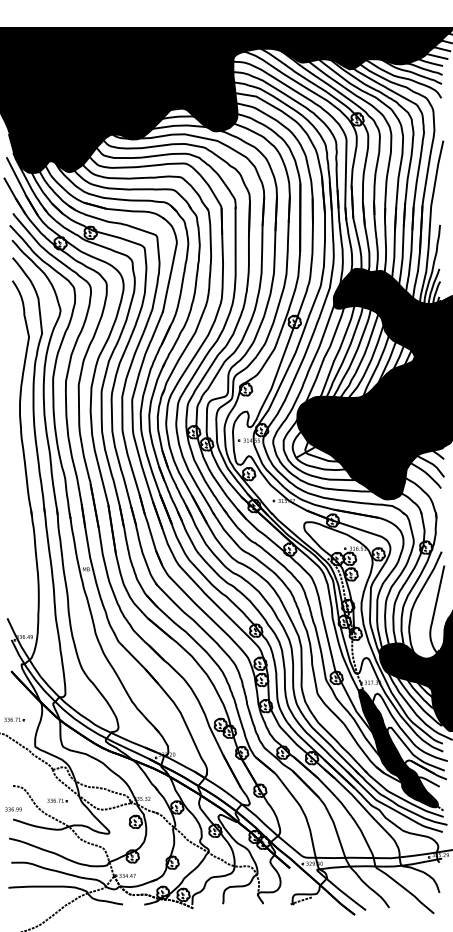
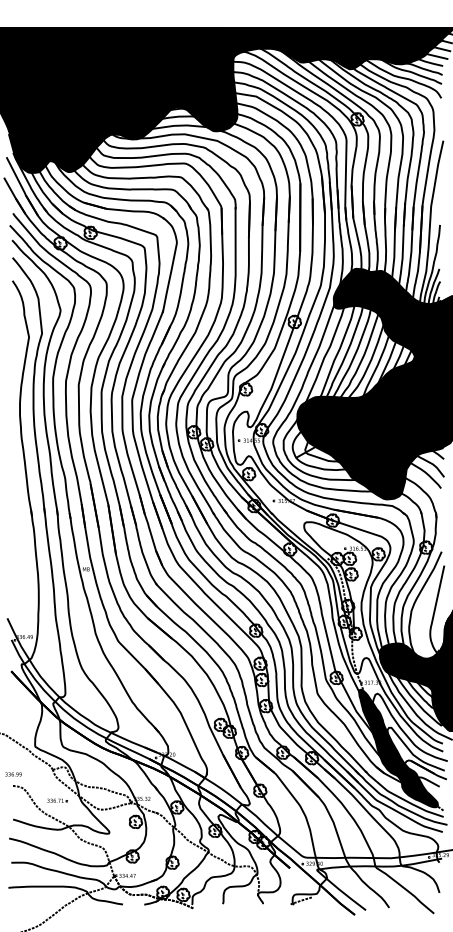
part: present -> none (14, 719)
text position: (13, 809) -> (13, 774) (13, 774)
